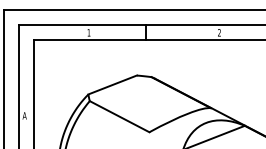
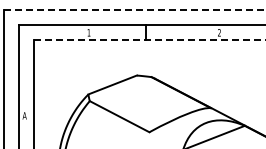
line: solid -> dashed (134, 10)
line: solid -> dashed (149, 40)
